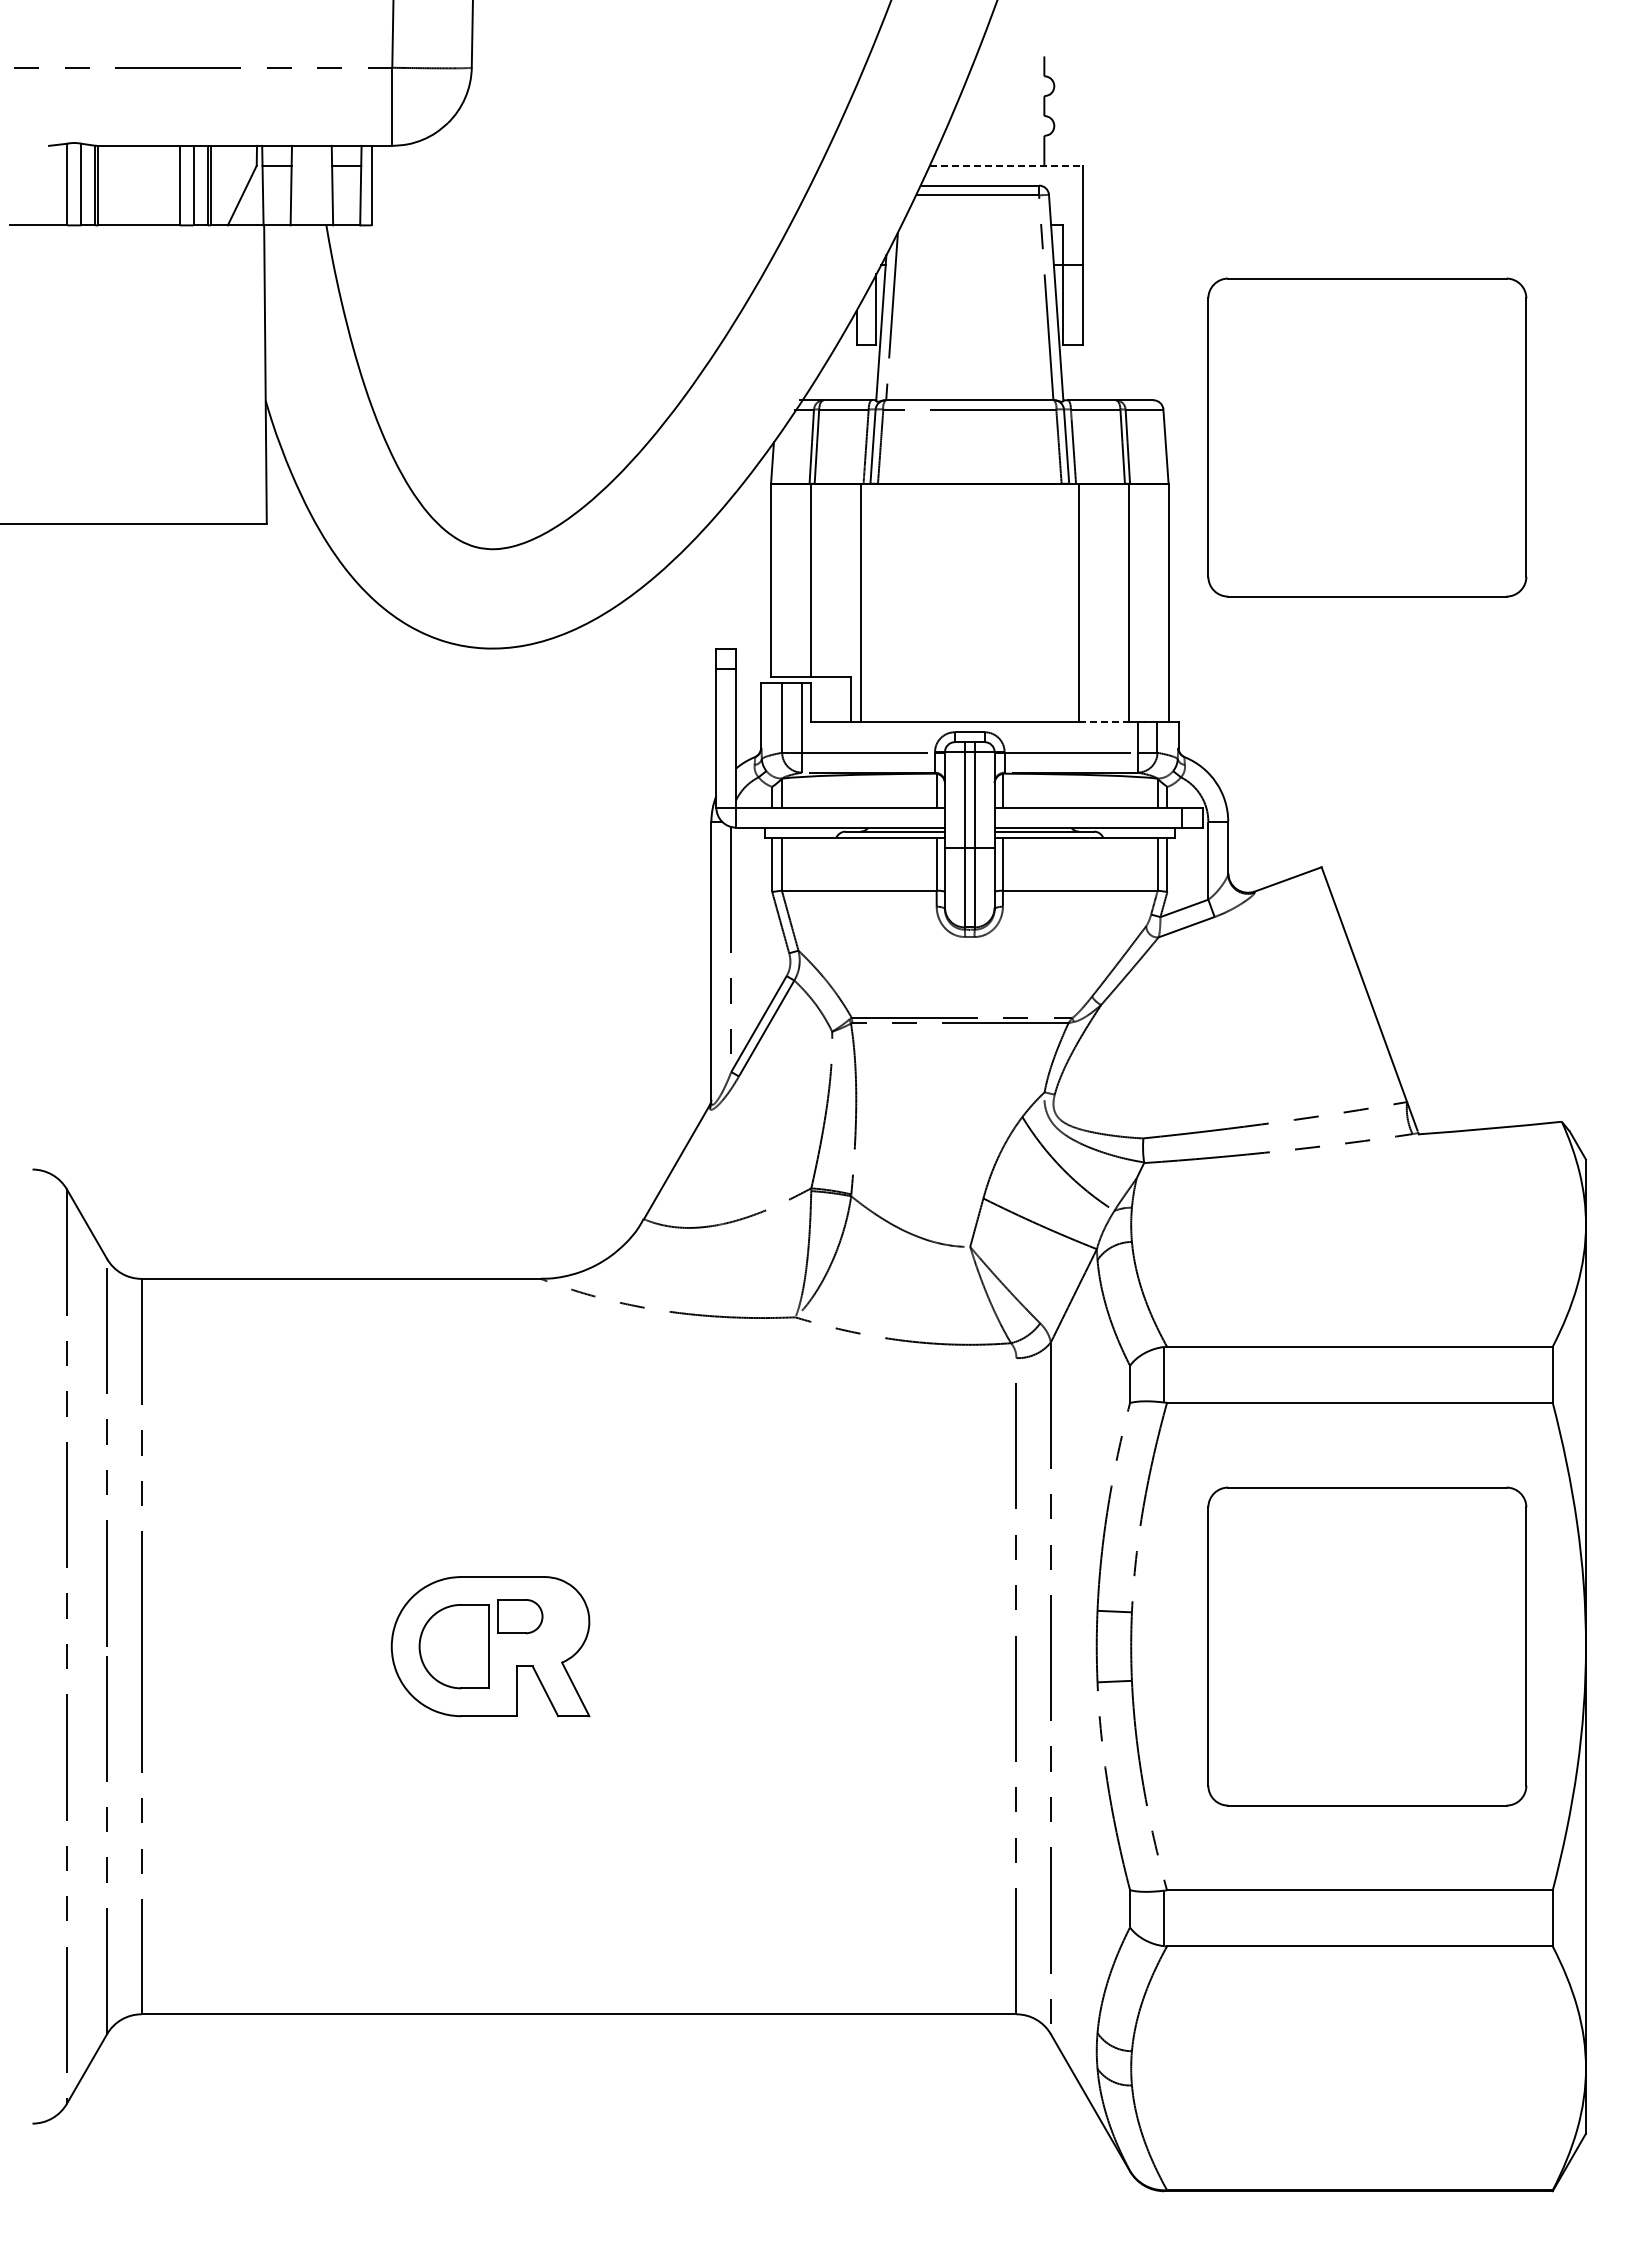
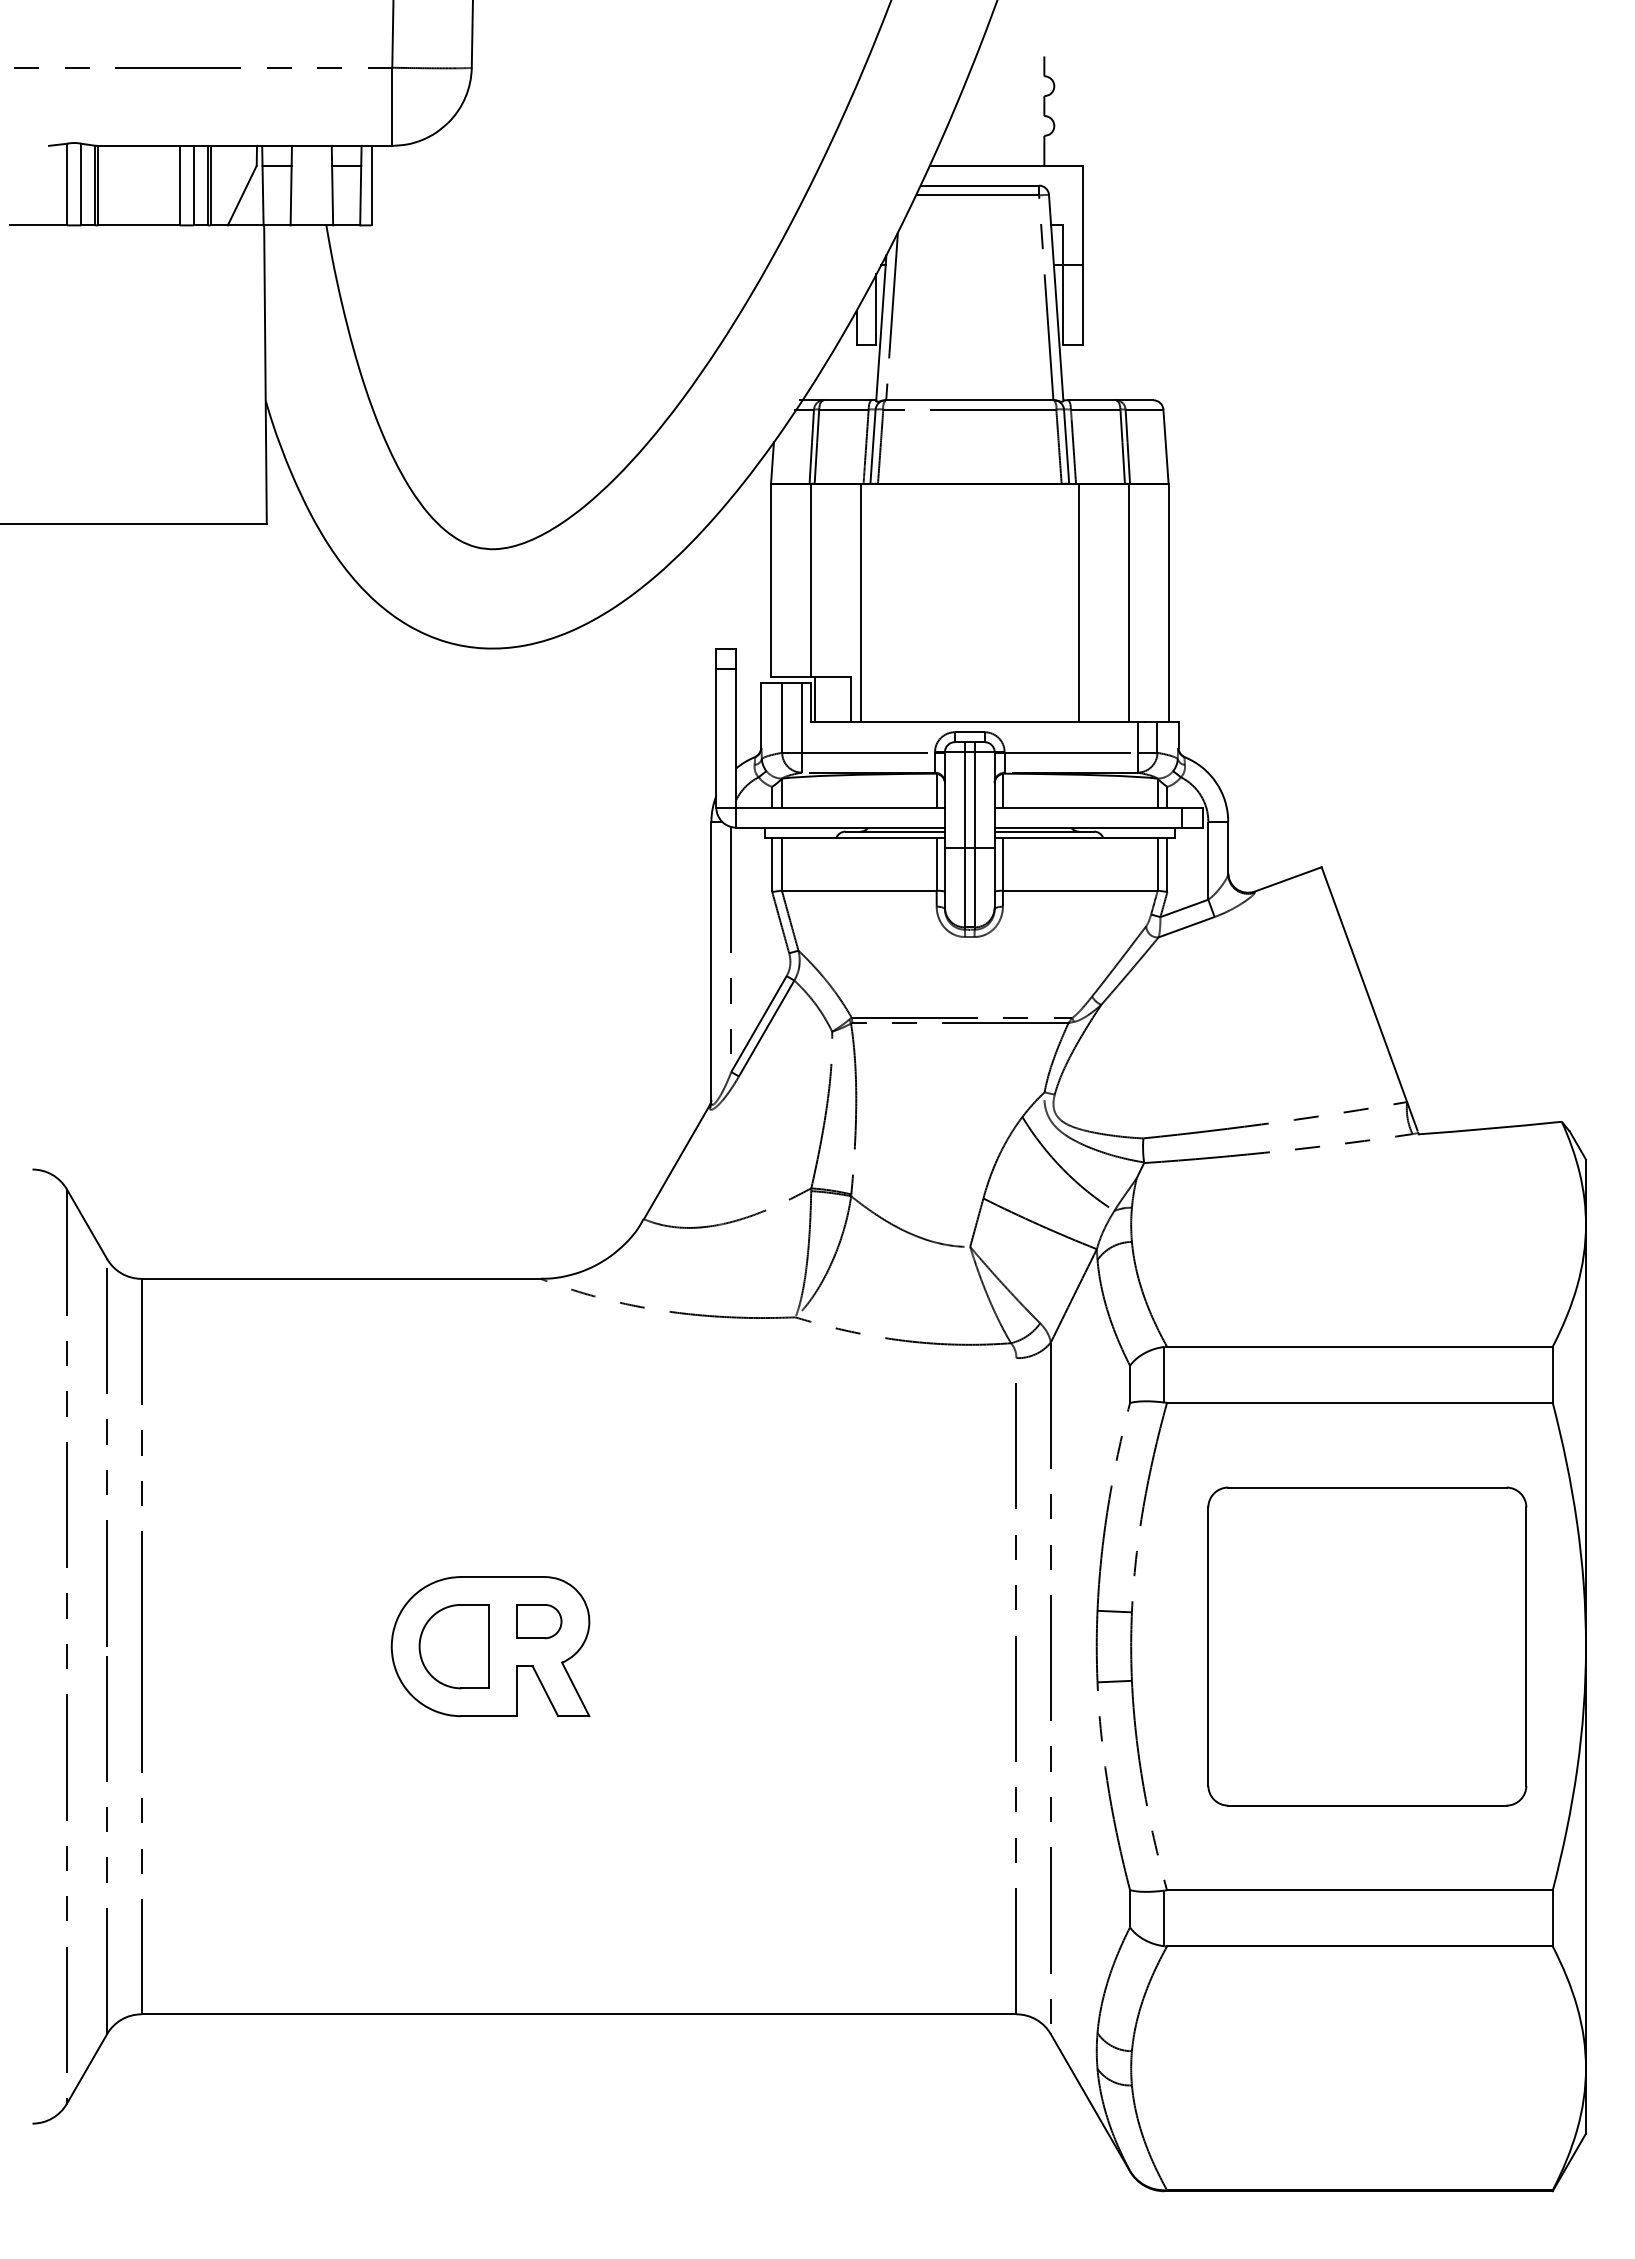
line: dashed -> solid (1006, 165)
part: present -> none (1367, 437)
line: none -> present (814, 699)
line: dashed -> solid (1104, 722)
part position: (520, 1616) -> (539, 1621) (539, 1621)
